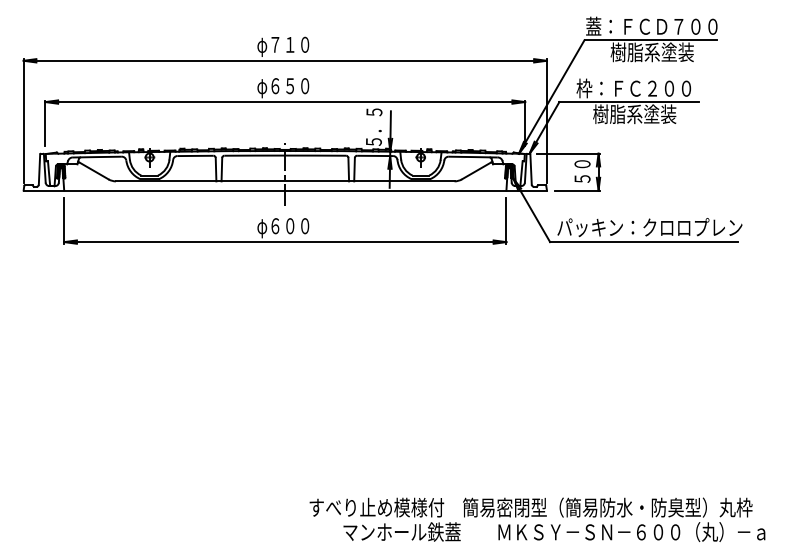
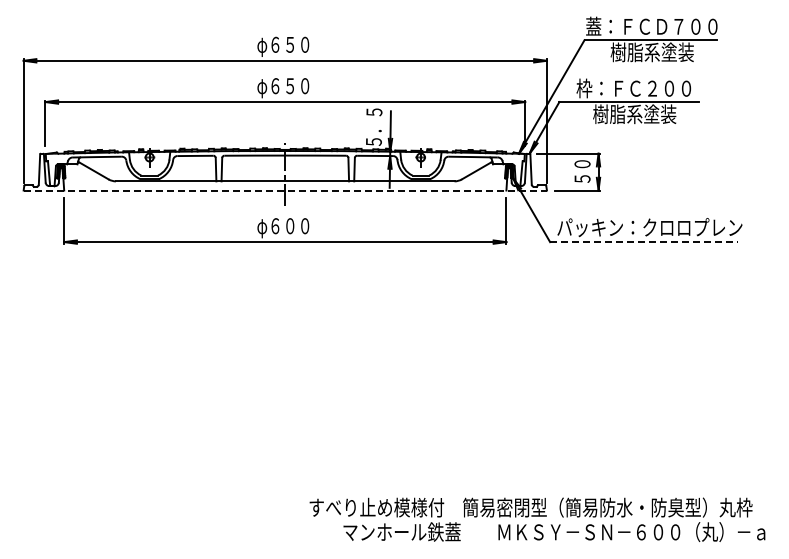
text: φ７１０ -> φ６５０ (282, 44)
line: solid -> dashed (285, 190)
line: solid -> dashed (644, 242)
